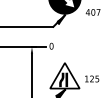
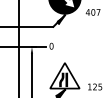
line: none -> present (18, 48)
text position: (92, 78) -> (95, 86) (95, 86)
